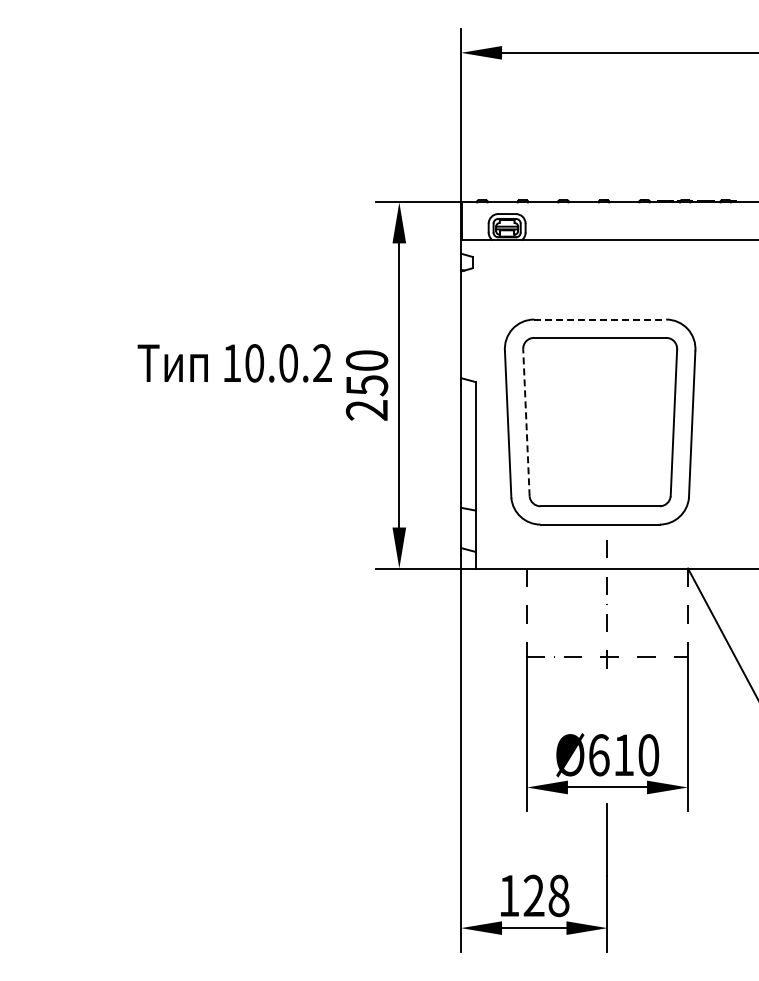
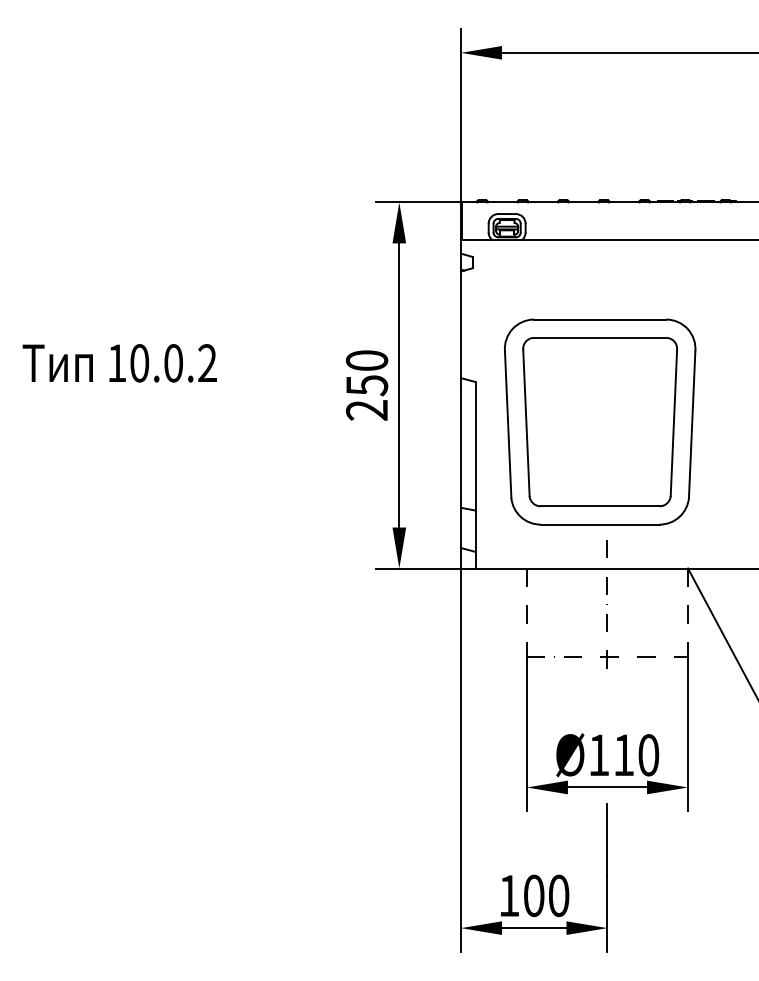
line: dashed -> solid (600, 319)
text position: (234, 363) -> (119, 363) (119, 363)
line: dashed -> solid (526, 422)
text: Ø610 -> Ø110 (599, 755)
text: 128 -> 100 (546, 895)
